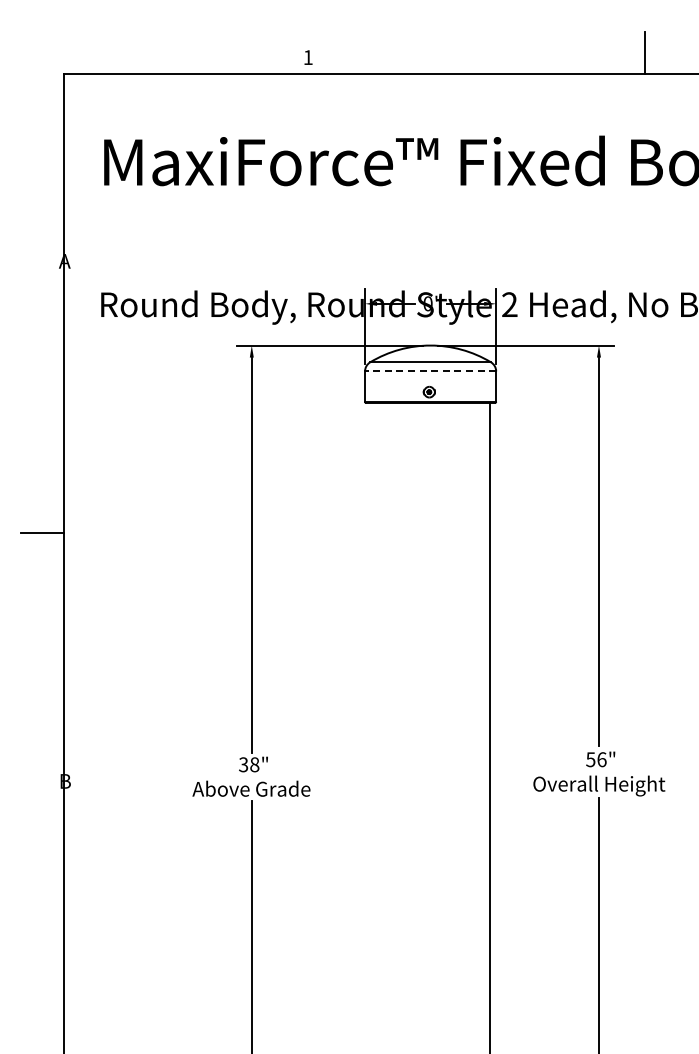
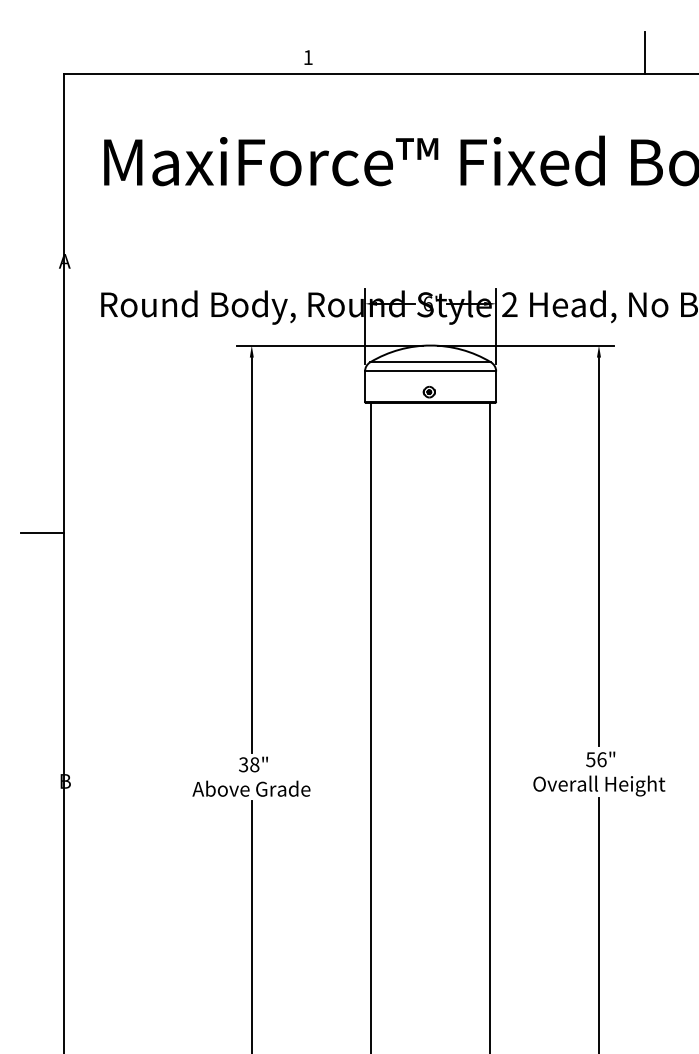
text: 0" -> 6" (427, 303)
line: dashed -> solid (430, 371)
line: none -> present (371, 726)
